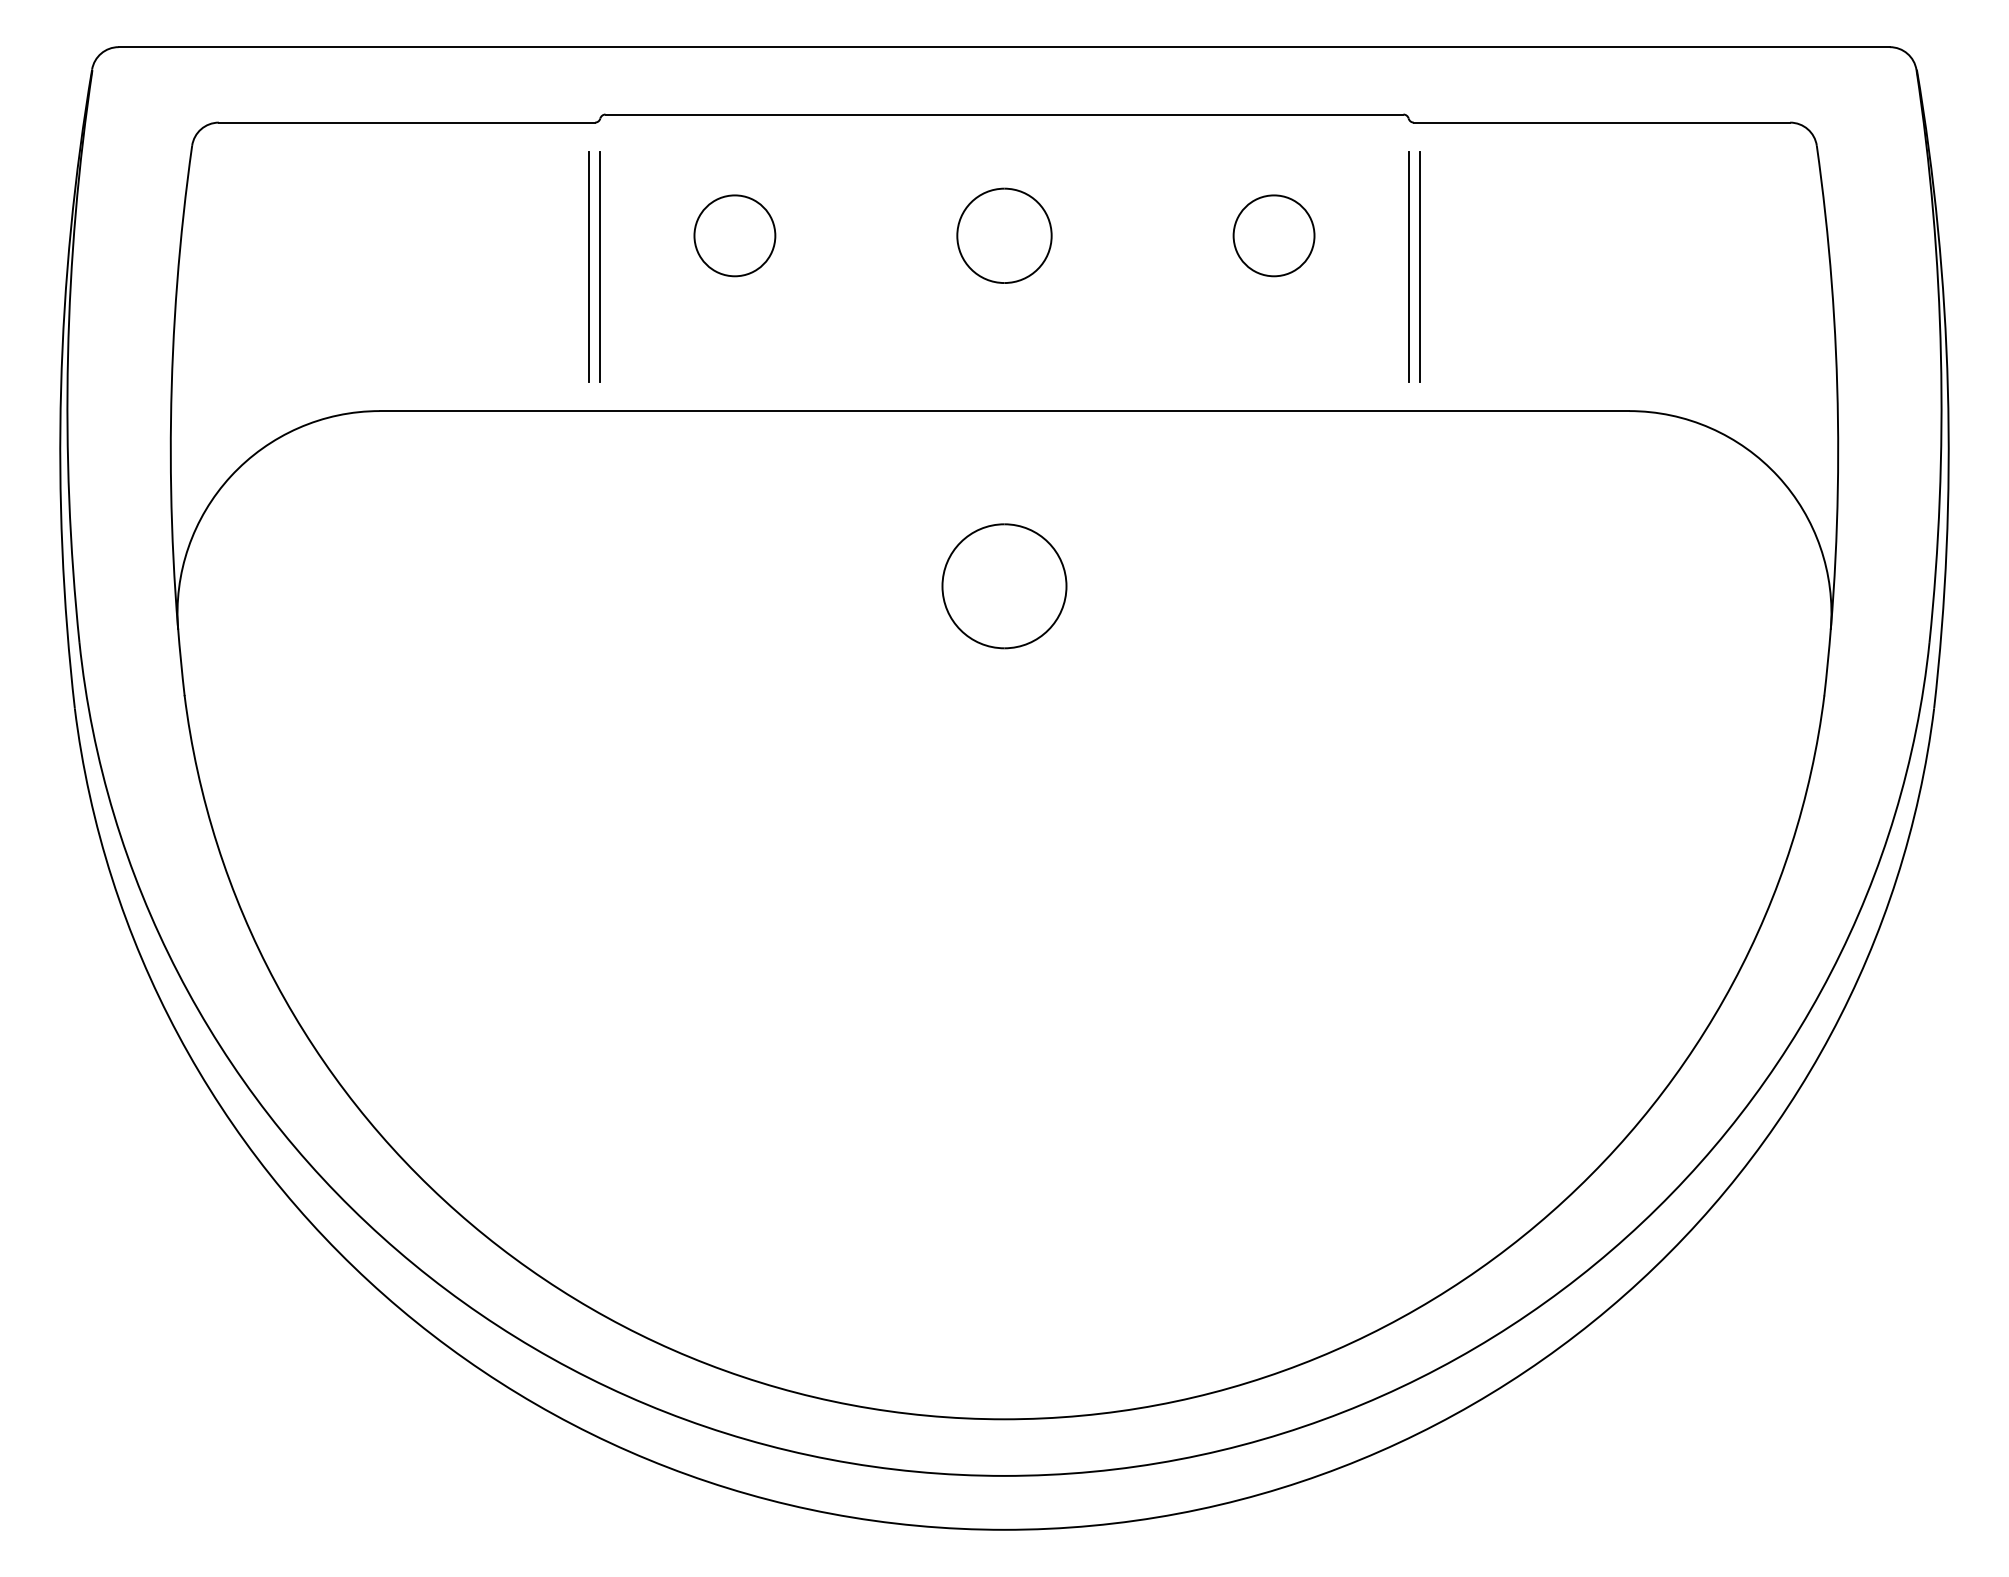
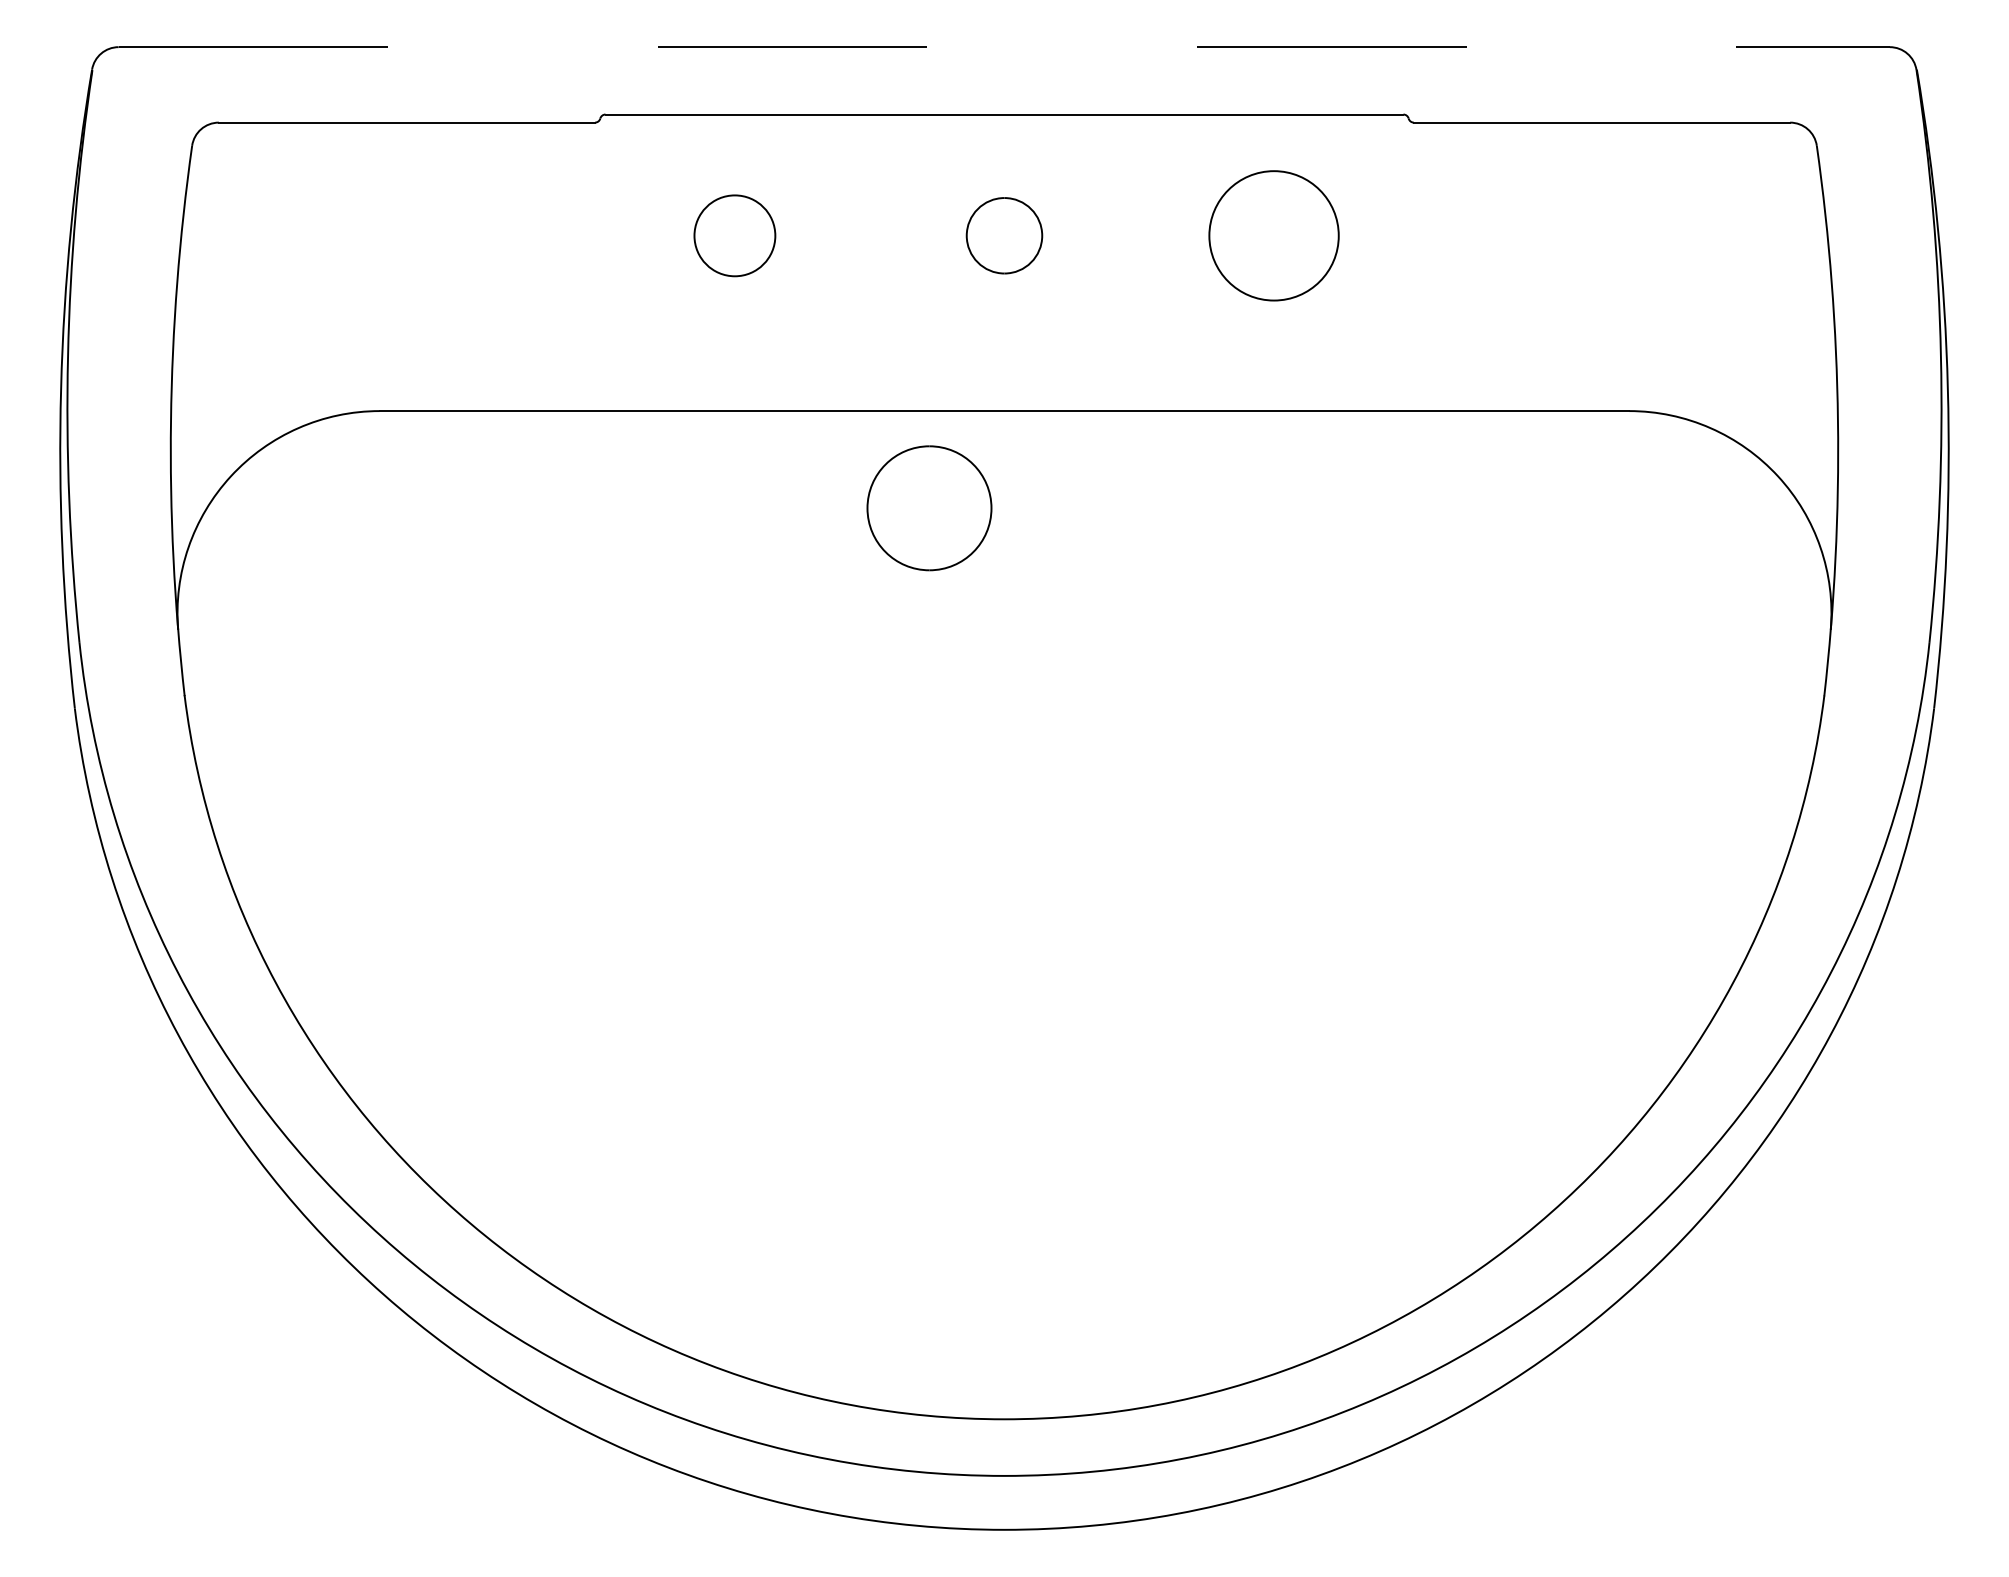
line: solid -> dashed (1004, 47)
part size: 97x97 px -> 79x78 px (1004, 235)
circle diameter: 81 px -> 129 px (1273, 235)
line: present -> none (589, 266)
line: present -> none (599, 266)
line: present -> none (1408, 266)
line: present -> none (1419, 266)
part position: (1004, 586) -> (929, 508) (929, 508)
